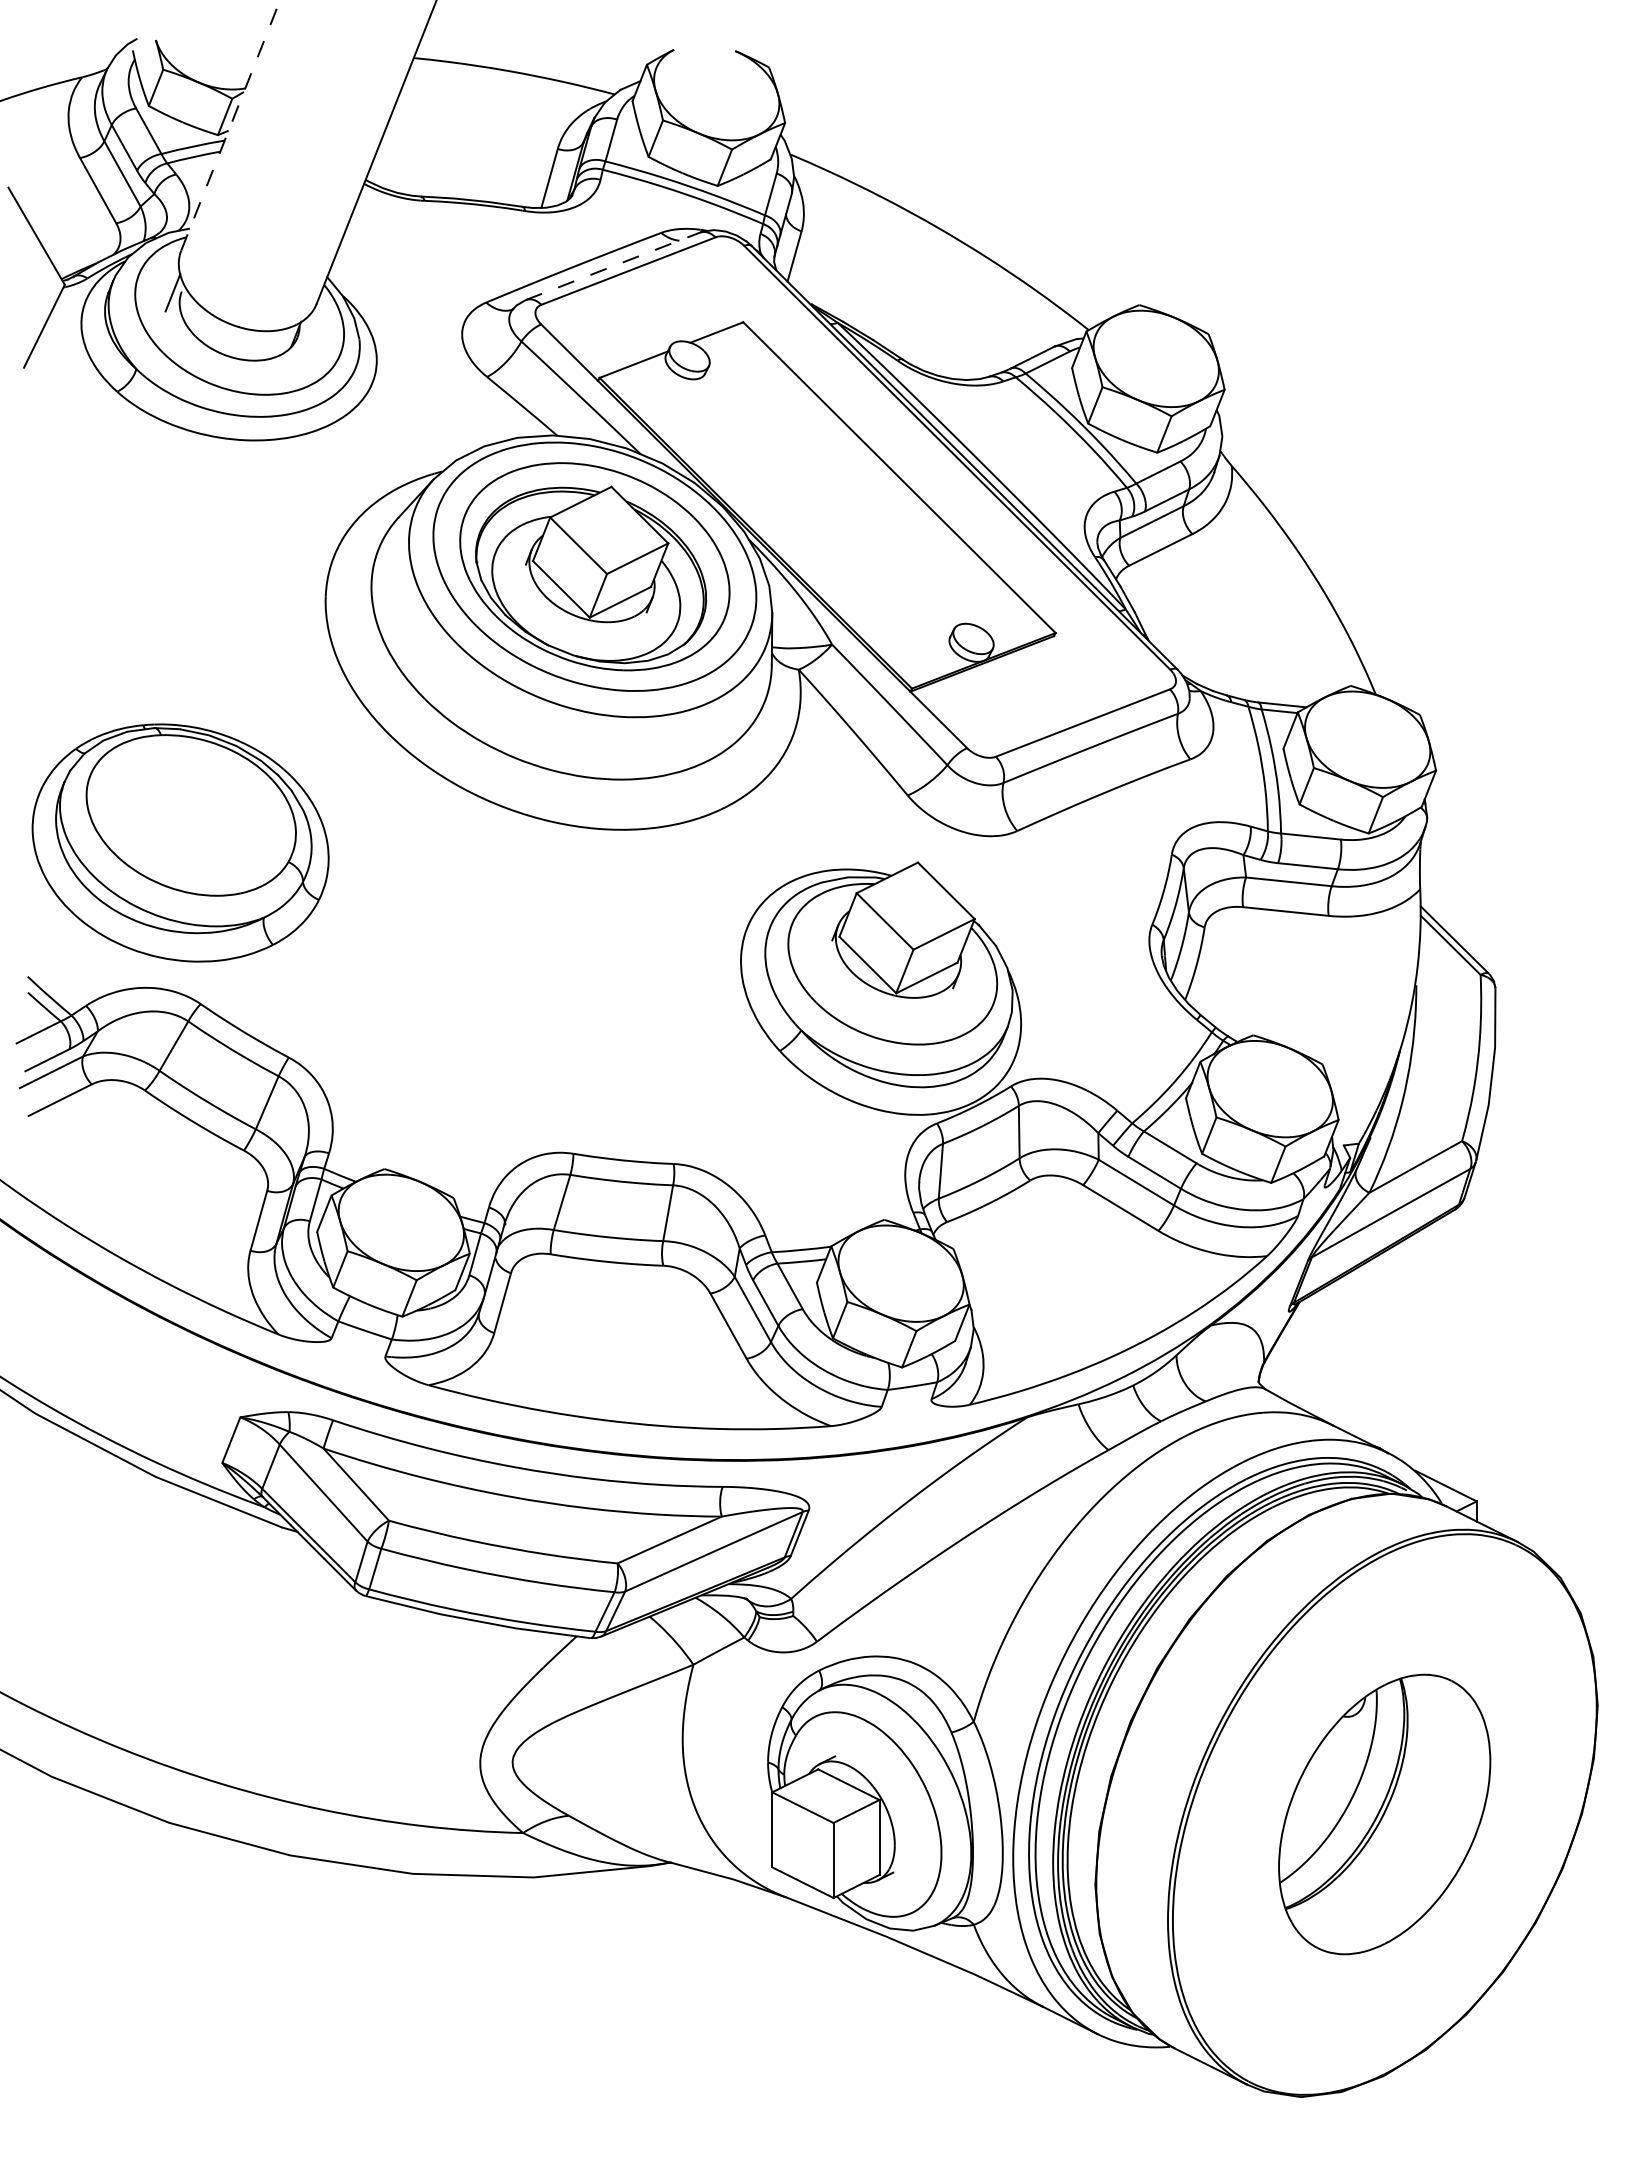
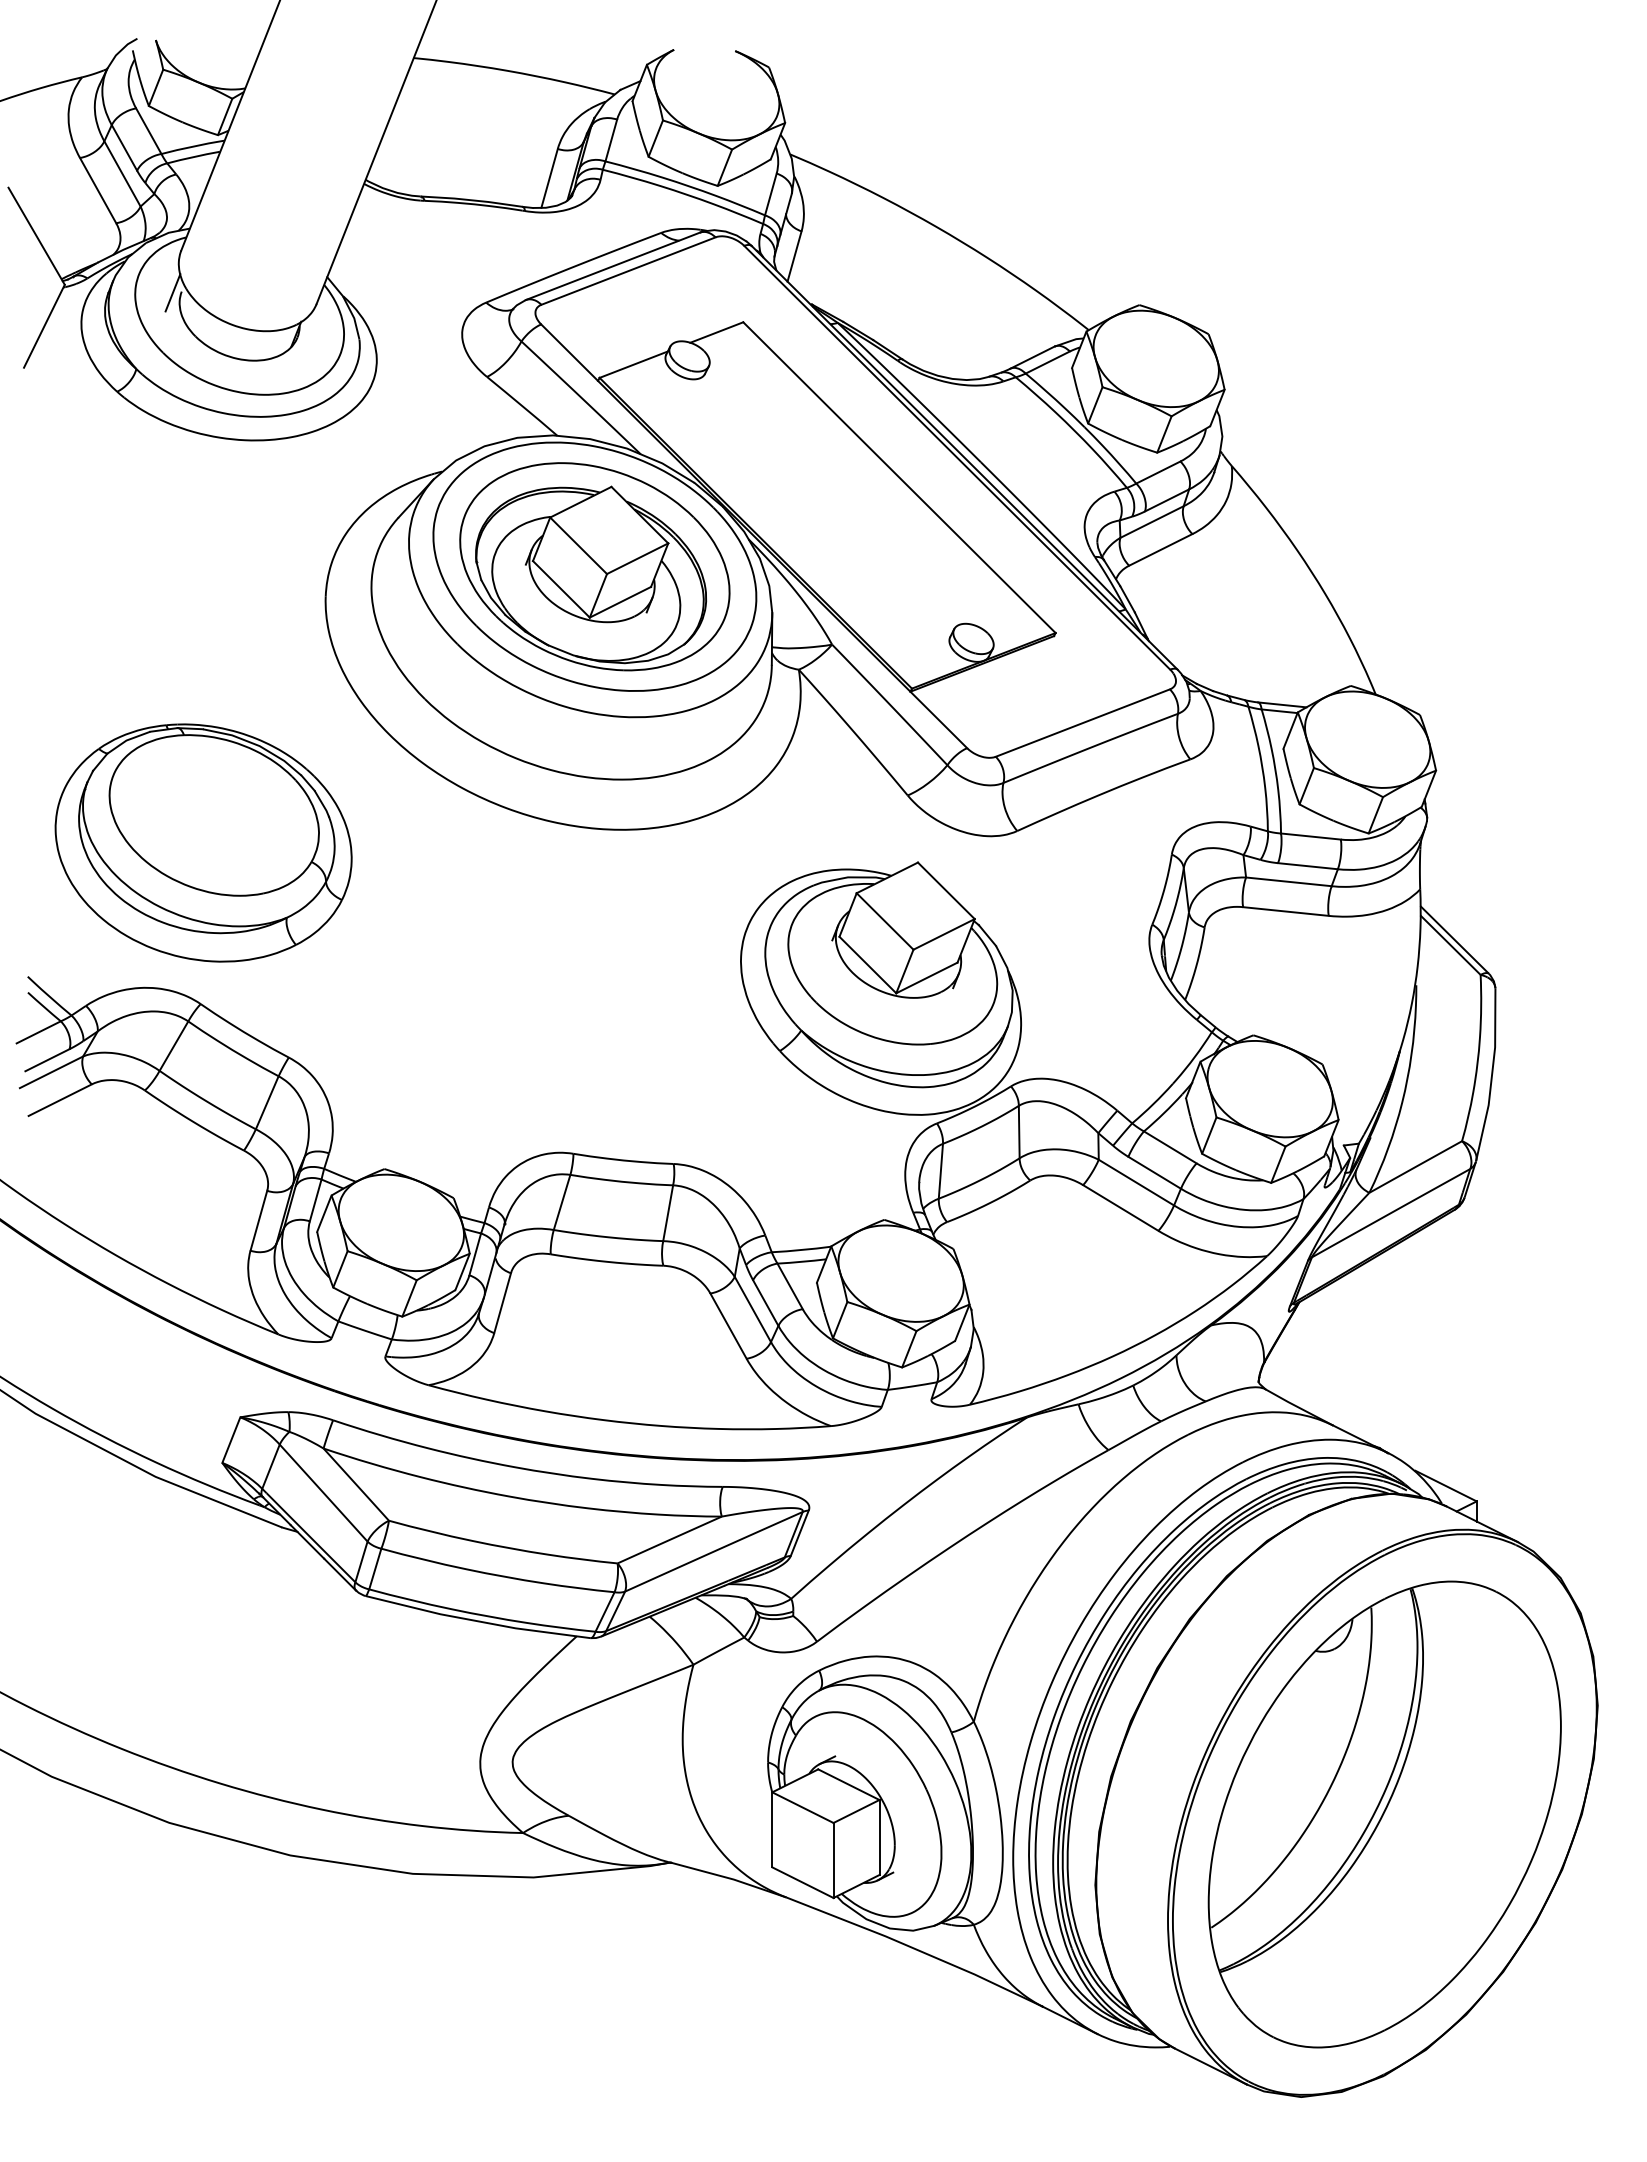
line: dashed -> solid (230, 125)
line: dashed -> solid (613, 266)
part position: (180, 842) -> (203, 842) (203, 842)
part size: 214x283 px -> 355x469 px (1384, 1814)
